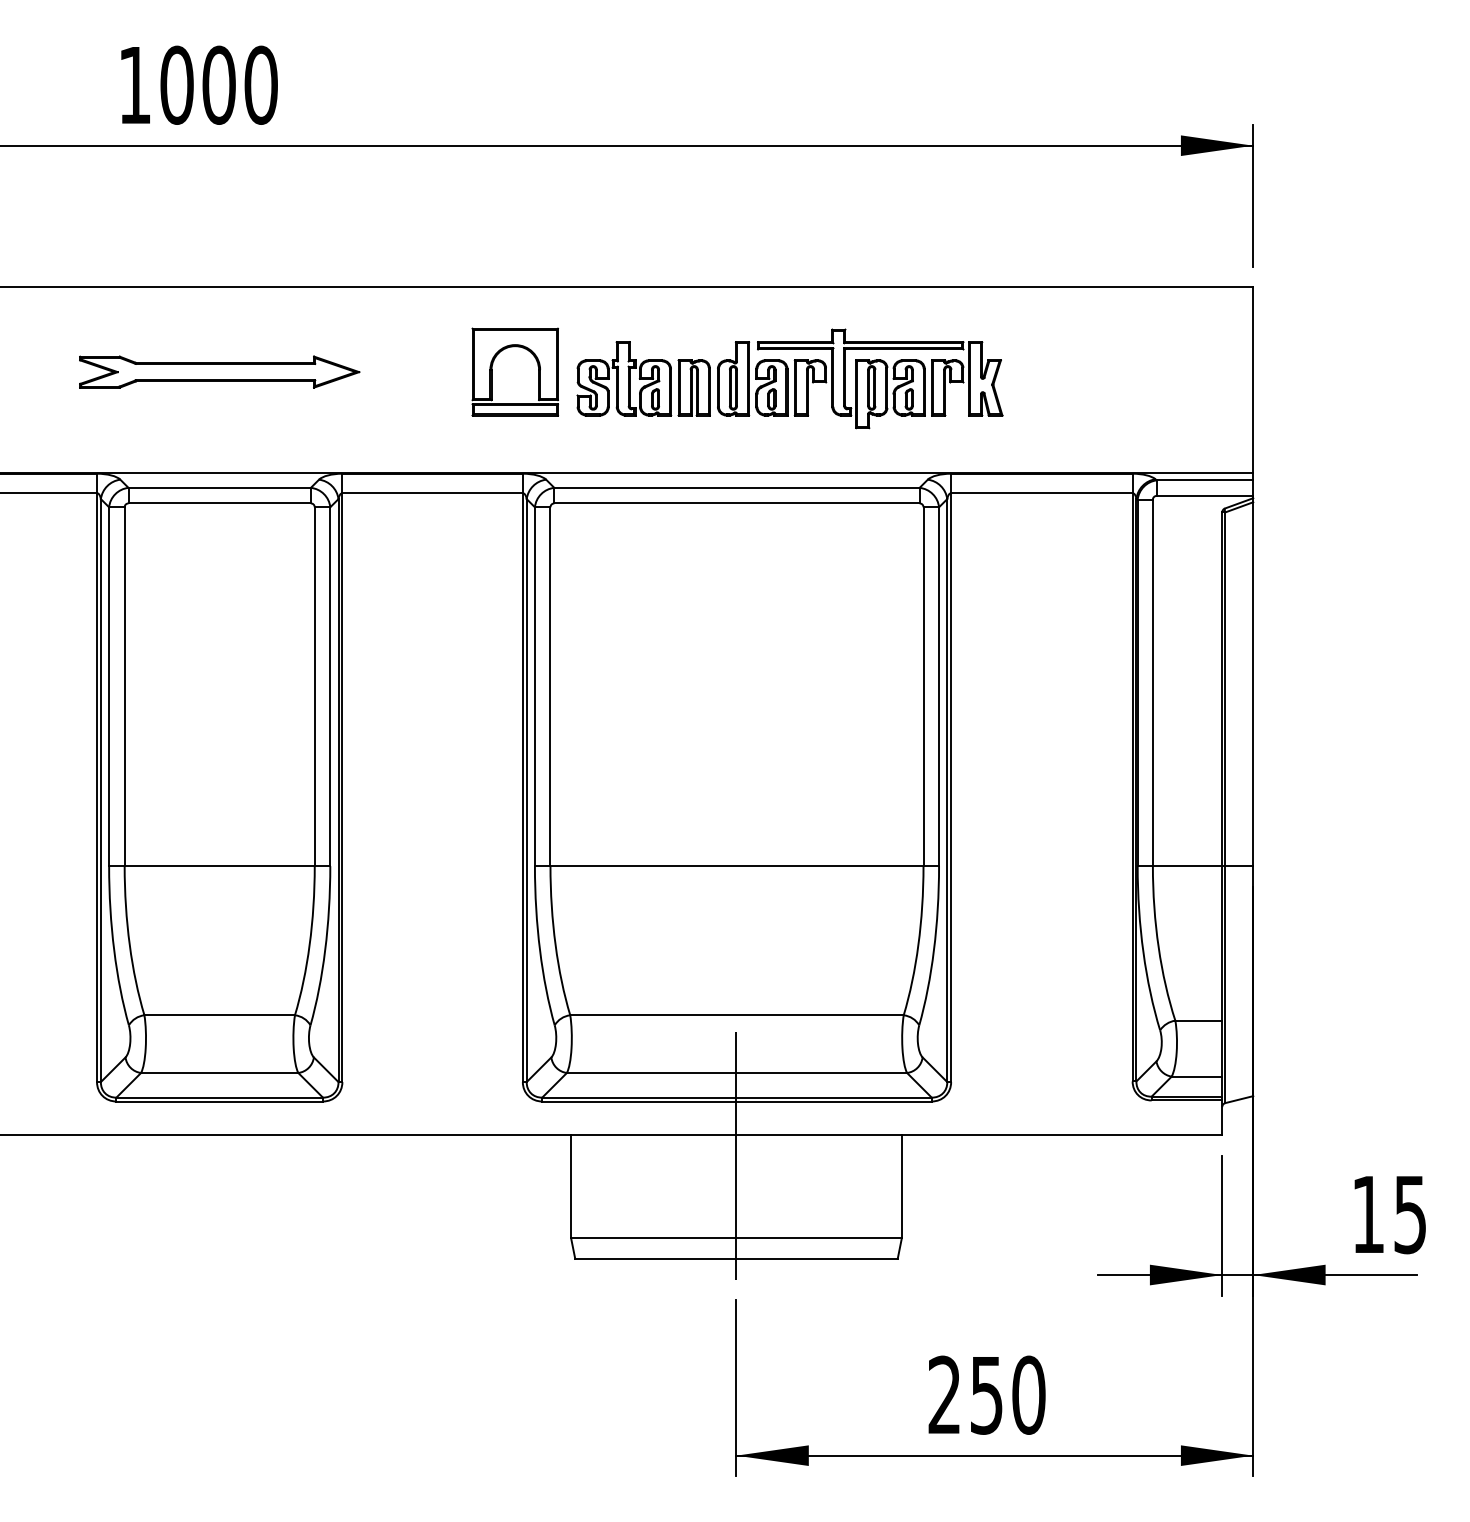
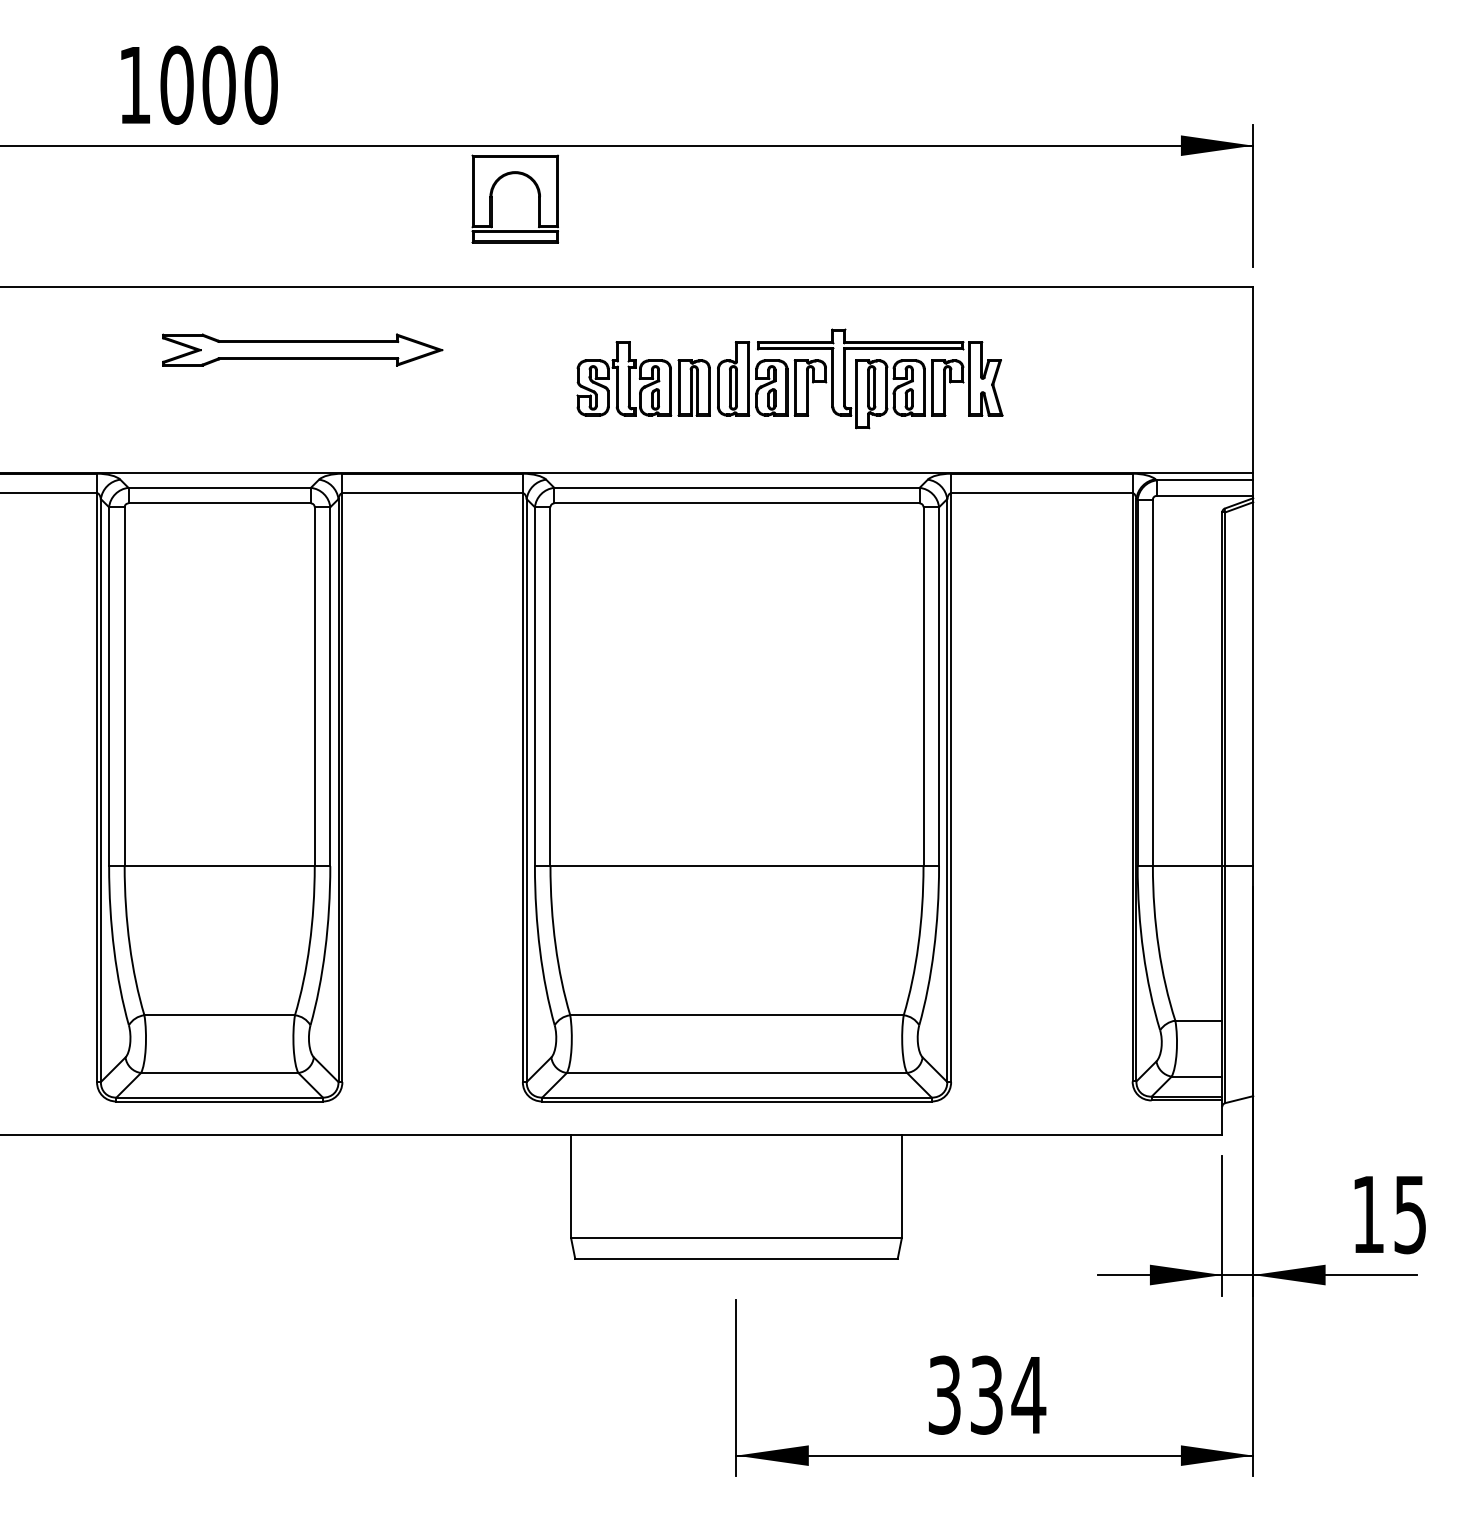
part position: (219, 371) -> (302, 349) (302, 349)
part position: (492, 371) -> (492, 198) (492, 198)
line: present -> none (736, 1155)
text: 250 -> 334 (987, 1394)
